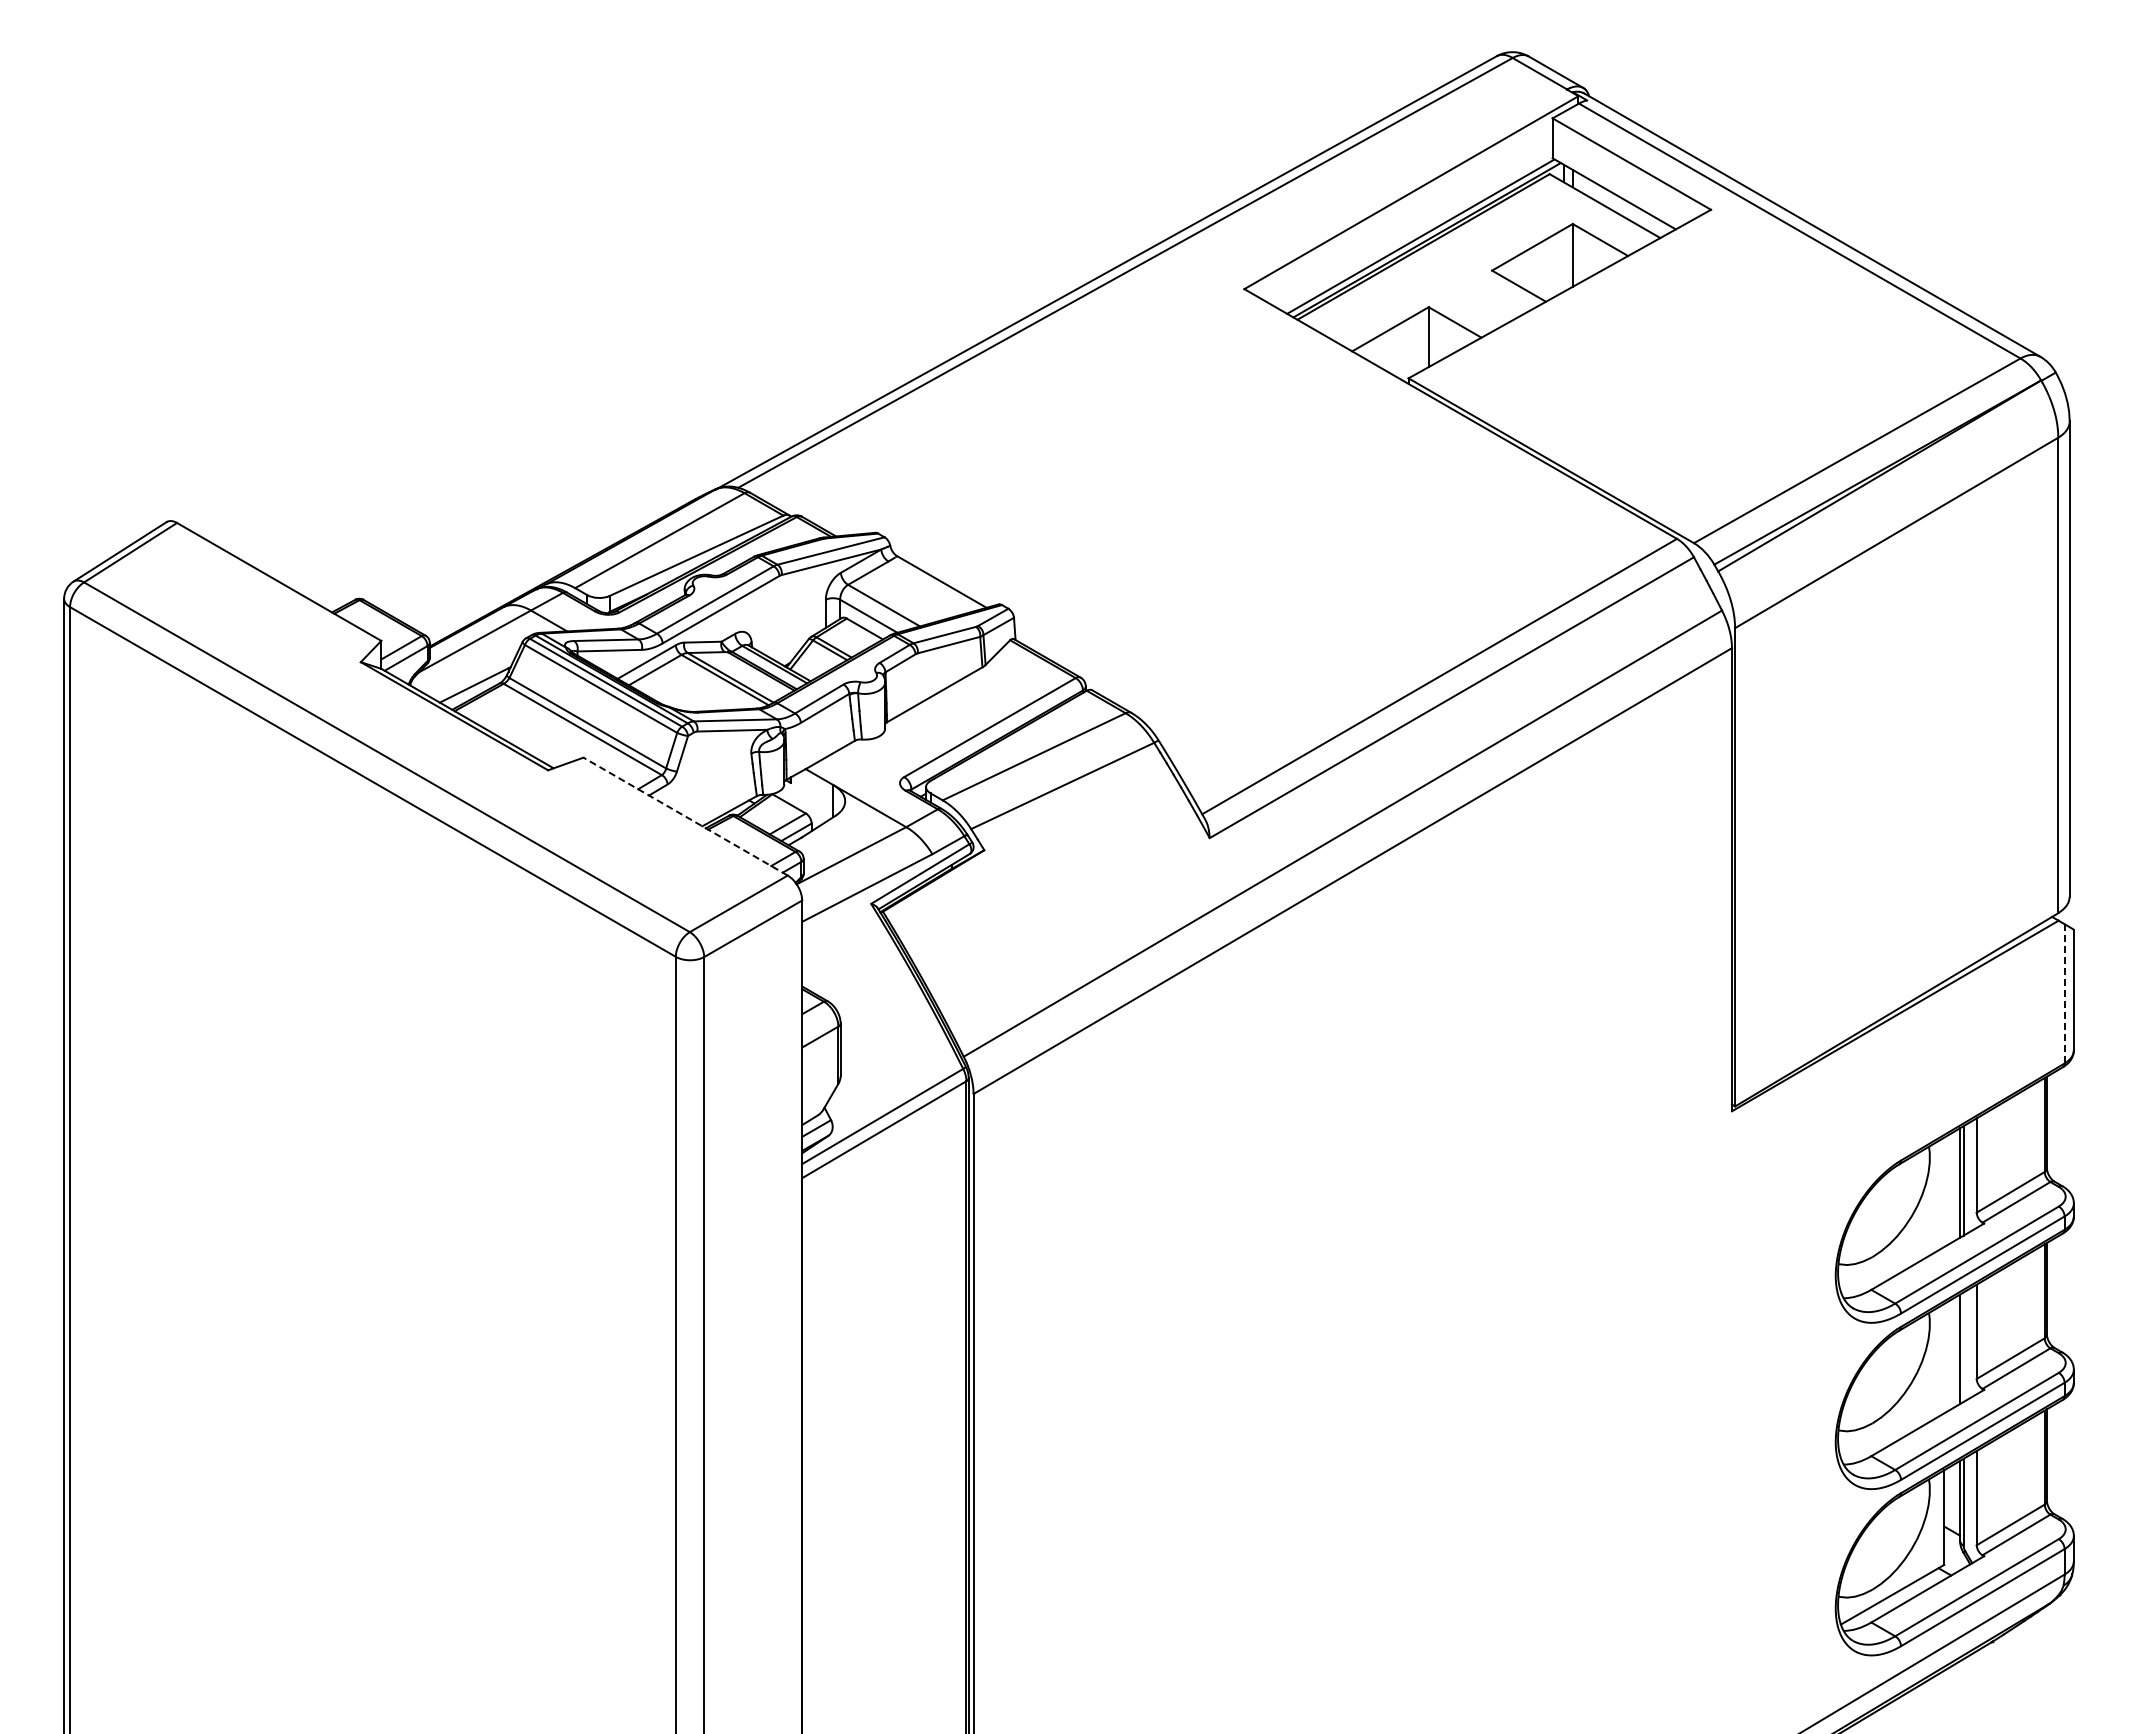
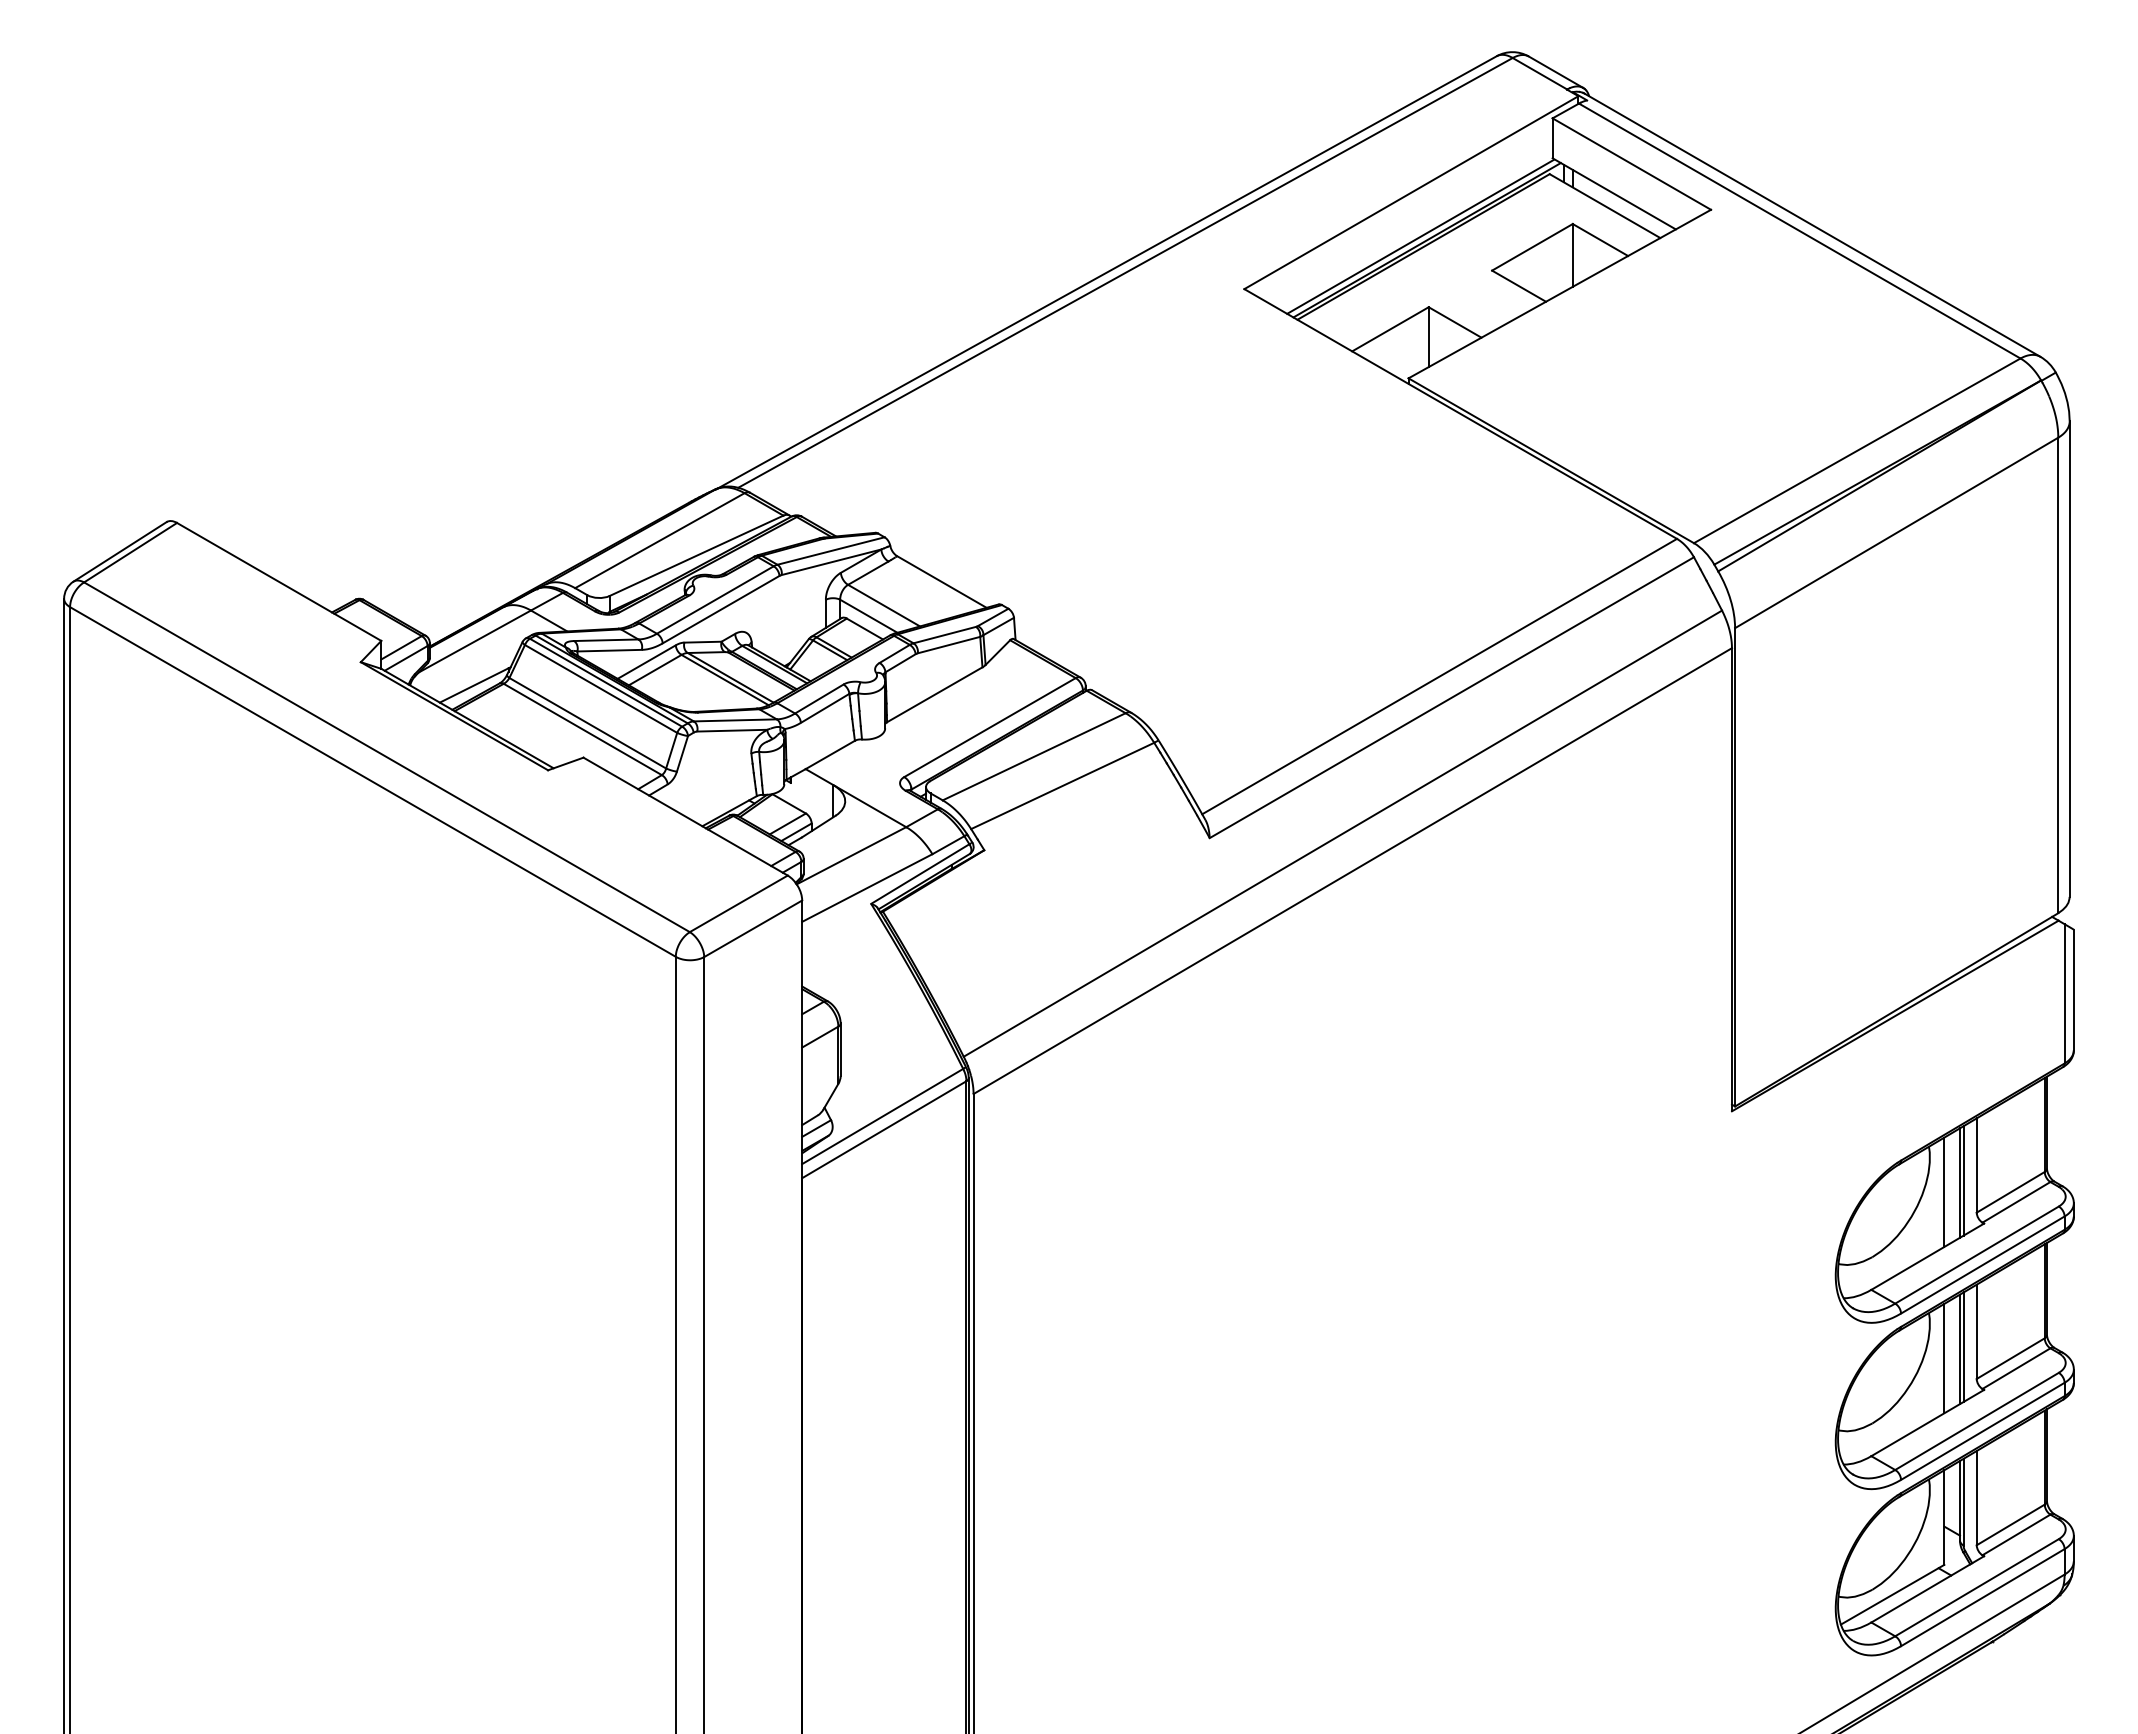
line: dashed -> solid (685, 816)
line: dashed -> solid (2064, 993)
line: none -> present (1944, 1191)
line: none -> present (1963, 1347)
line: none -> present (1944, 1358)
